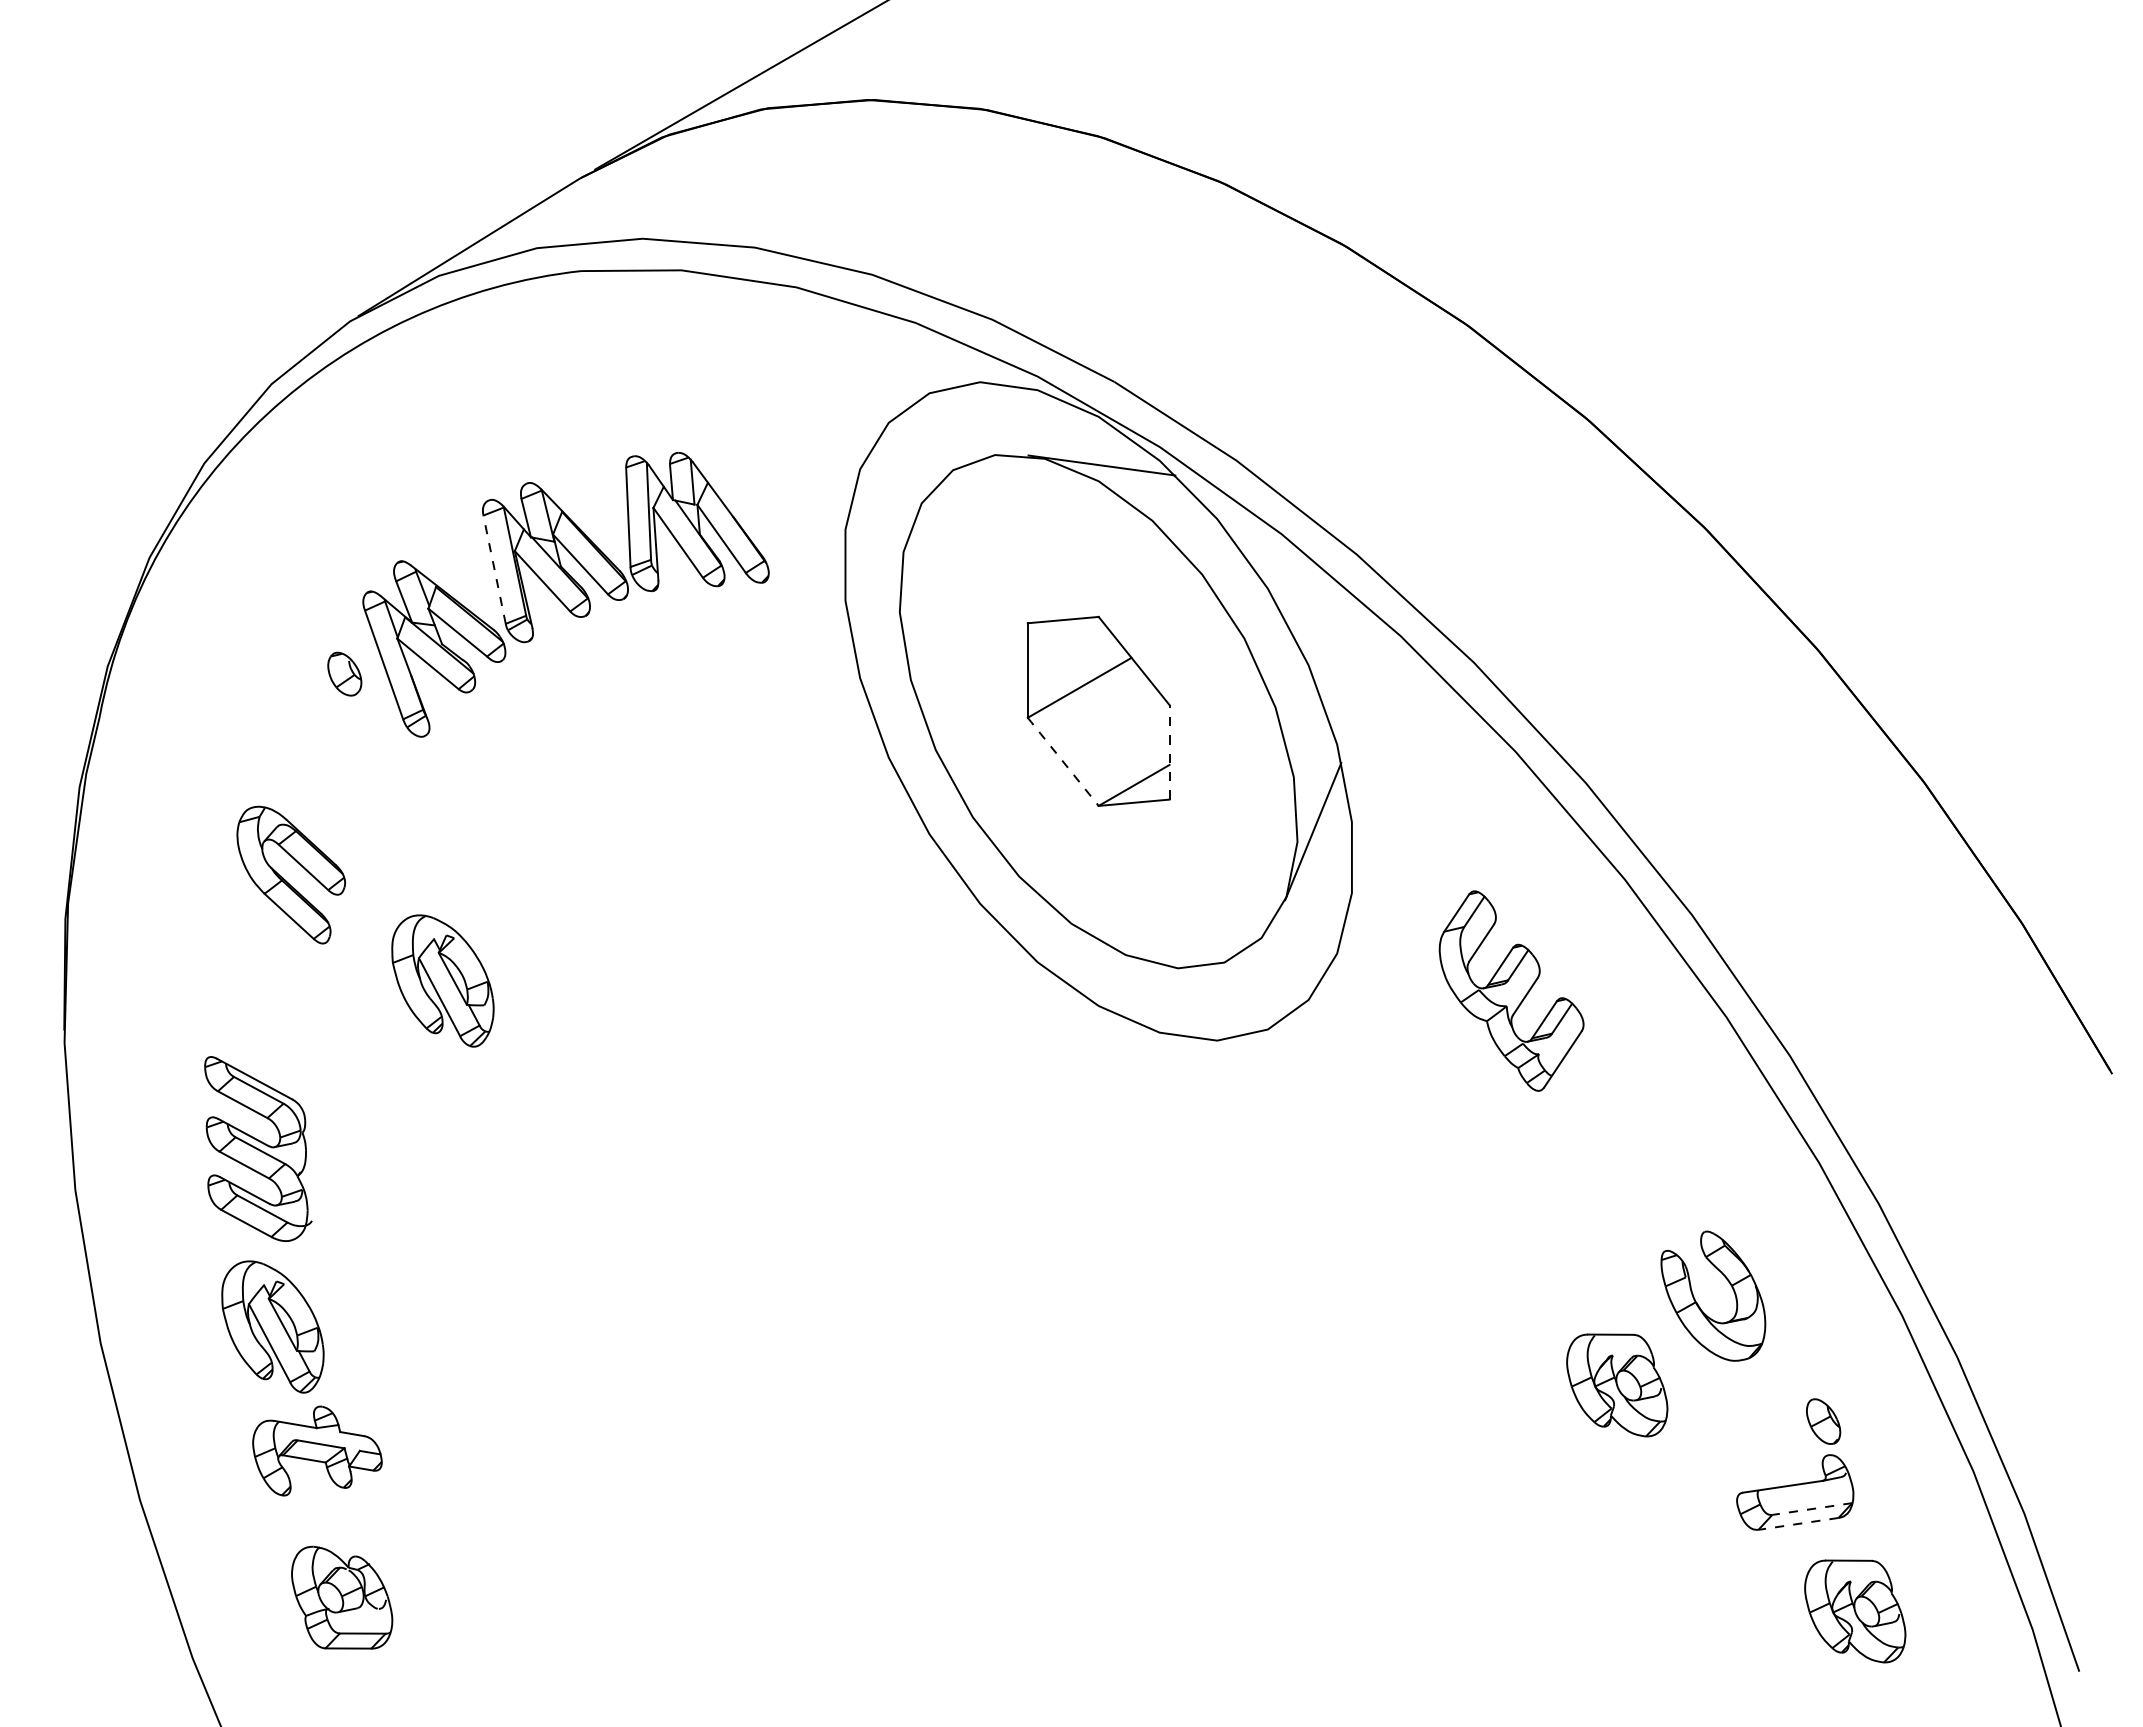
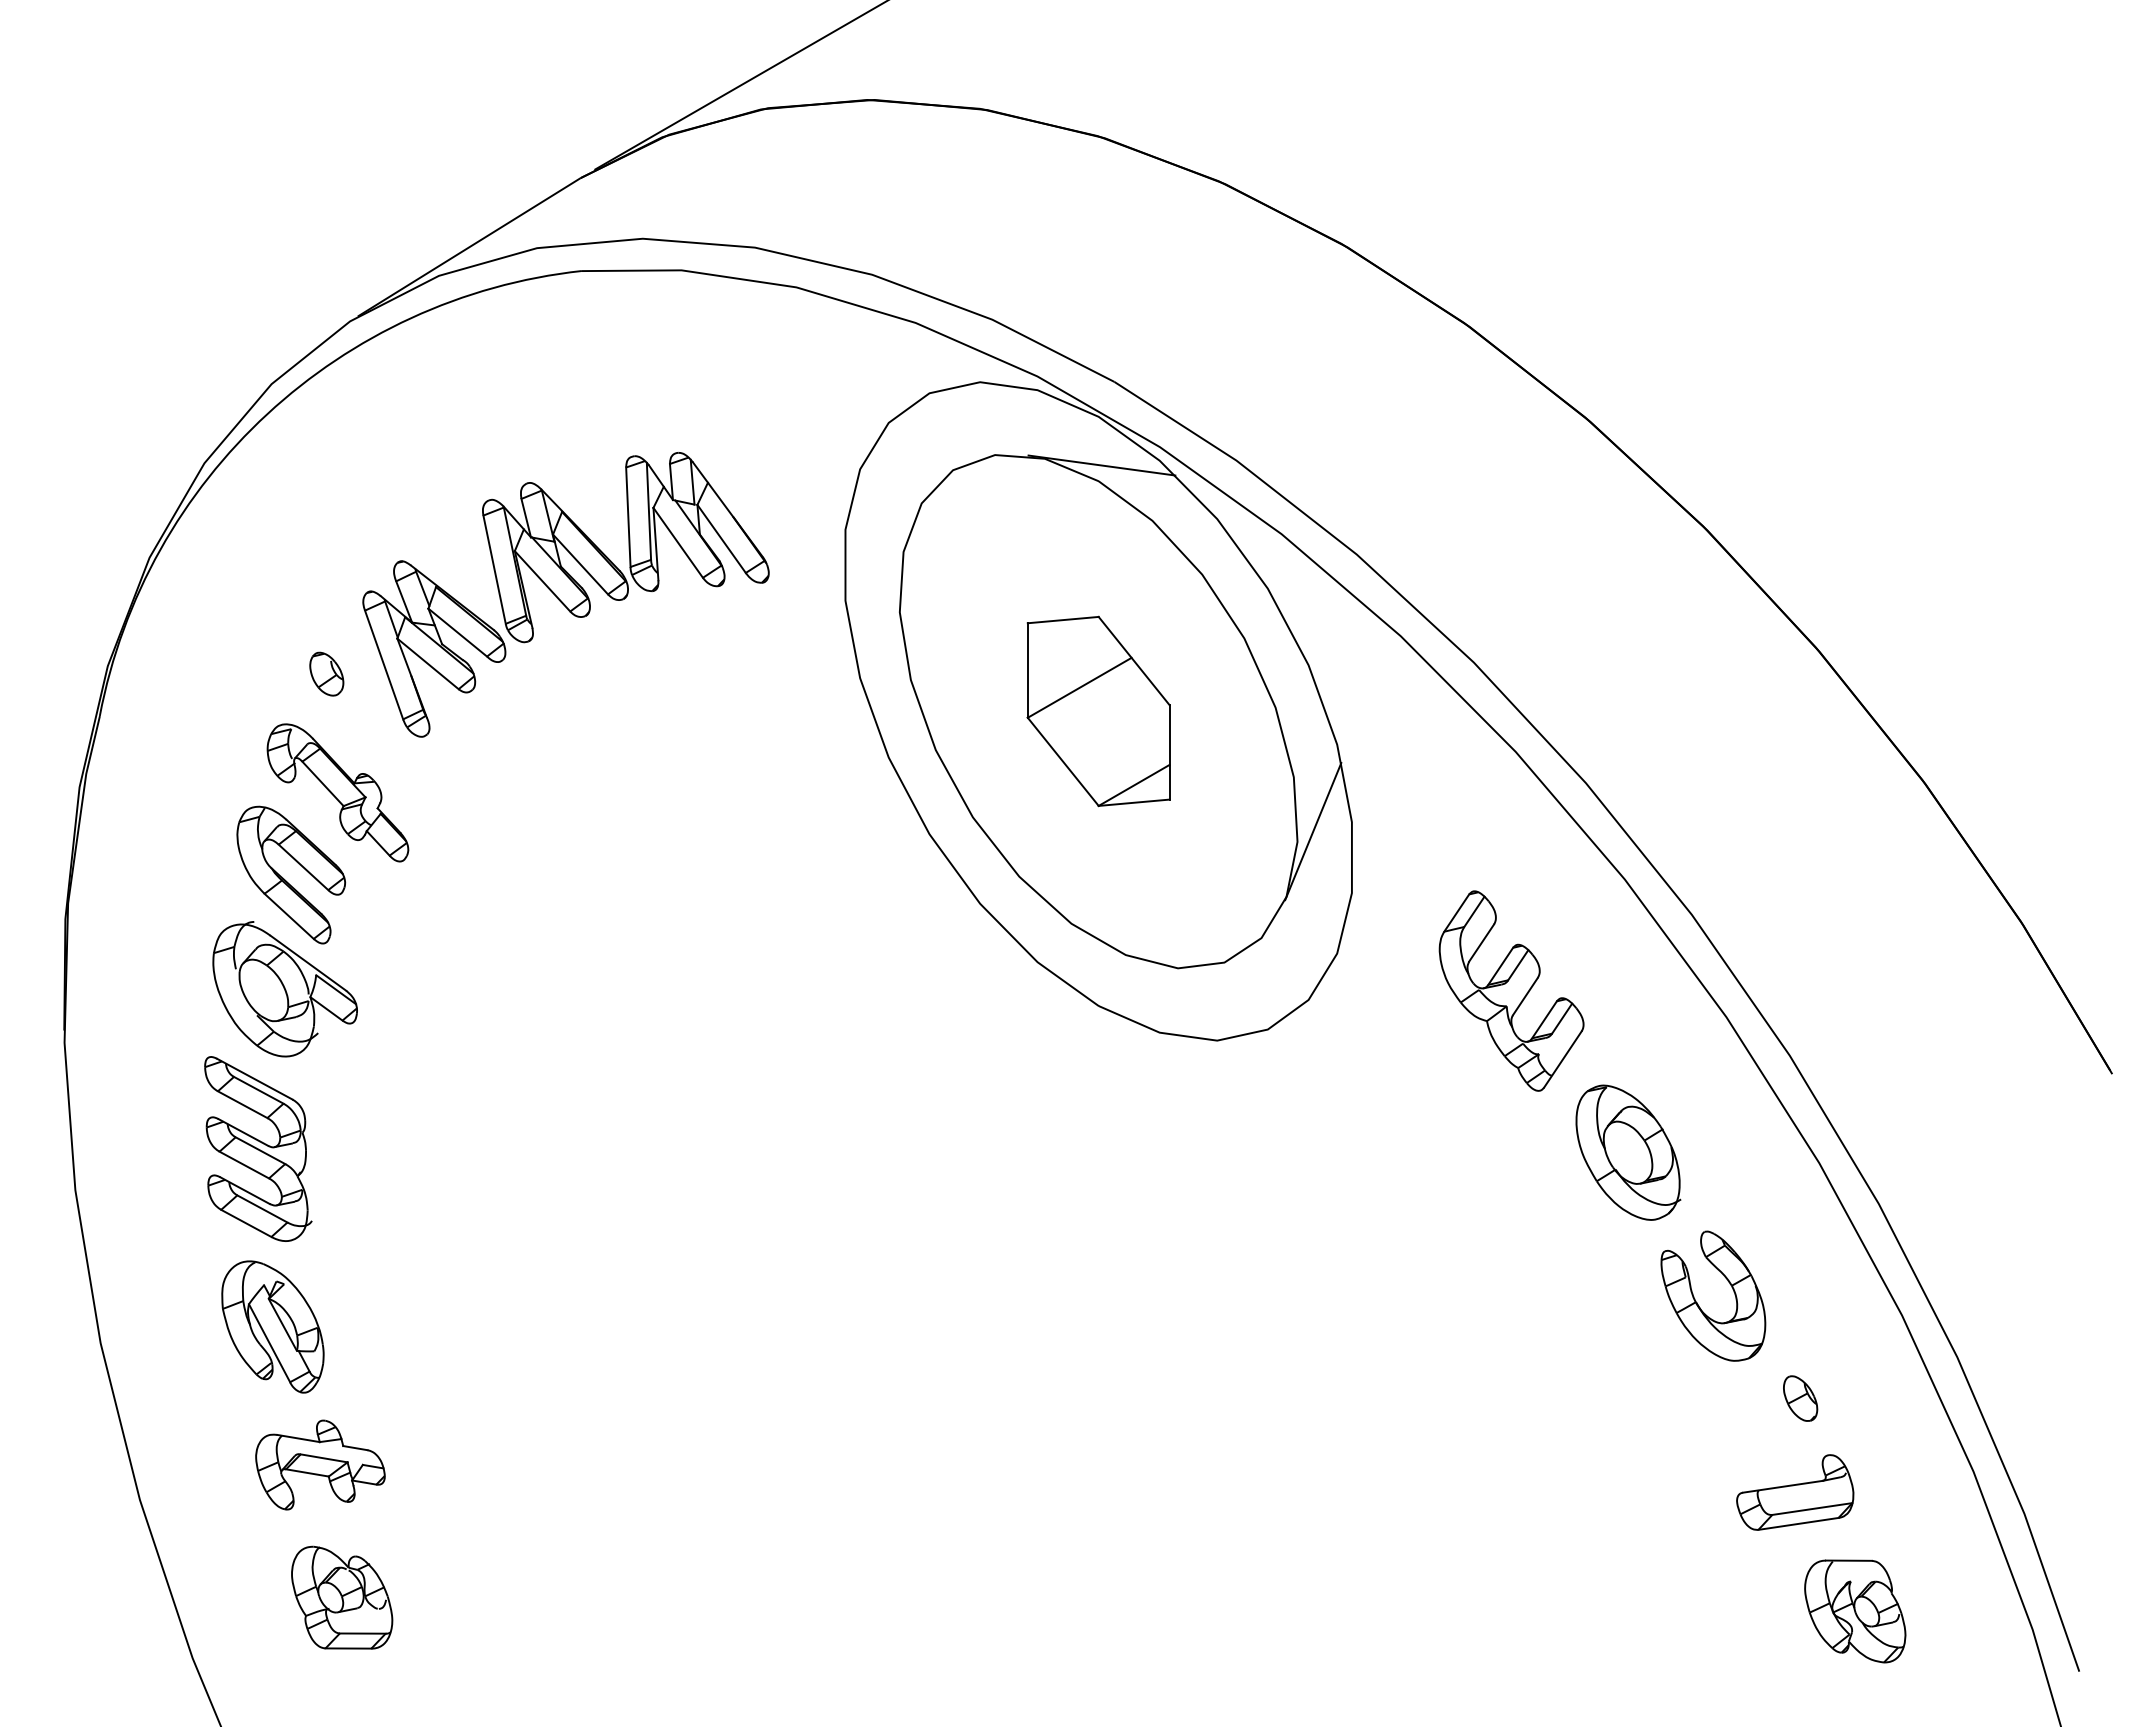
line: dashed -> solid (494, 569)
part position: (344, 673) -> (326, 673) (326, 673)
line: dashed -> solid (1169, 751)
line: dashed -> solid (1063, 761)
part: none -> present (337, 792)
part: present -> none (442, 980)
part: none -> present (284, 989)
part: none -> present (1628, 1152)
part: present -> none (1617, 1385)
part position: (1823, 1421) -> (1800, 1398) (1800, 1398)
part position: (317, 1450) -> (320, 1464) (320, 1464)
line: dashed -> solid (1811, 1509)
line: dashed -> solid (1797, 1523)
